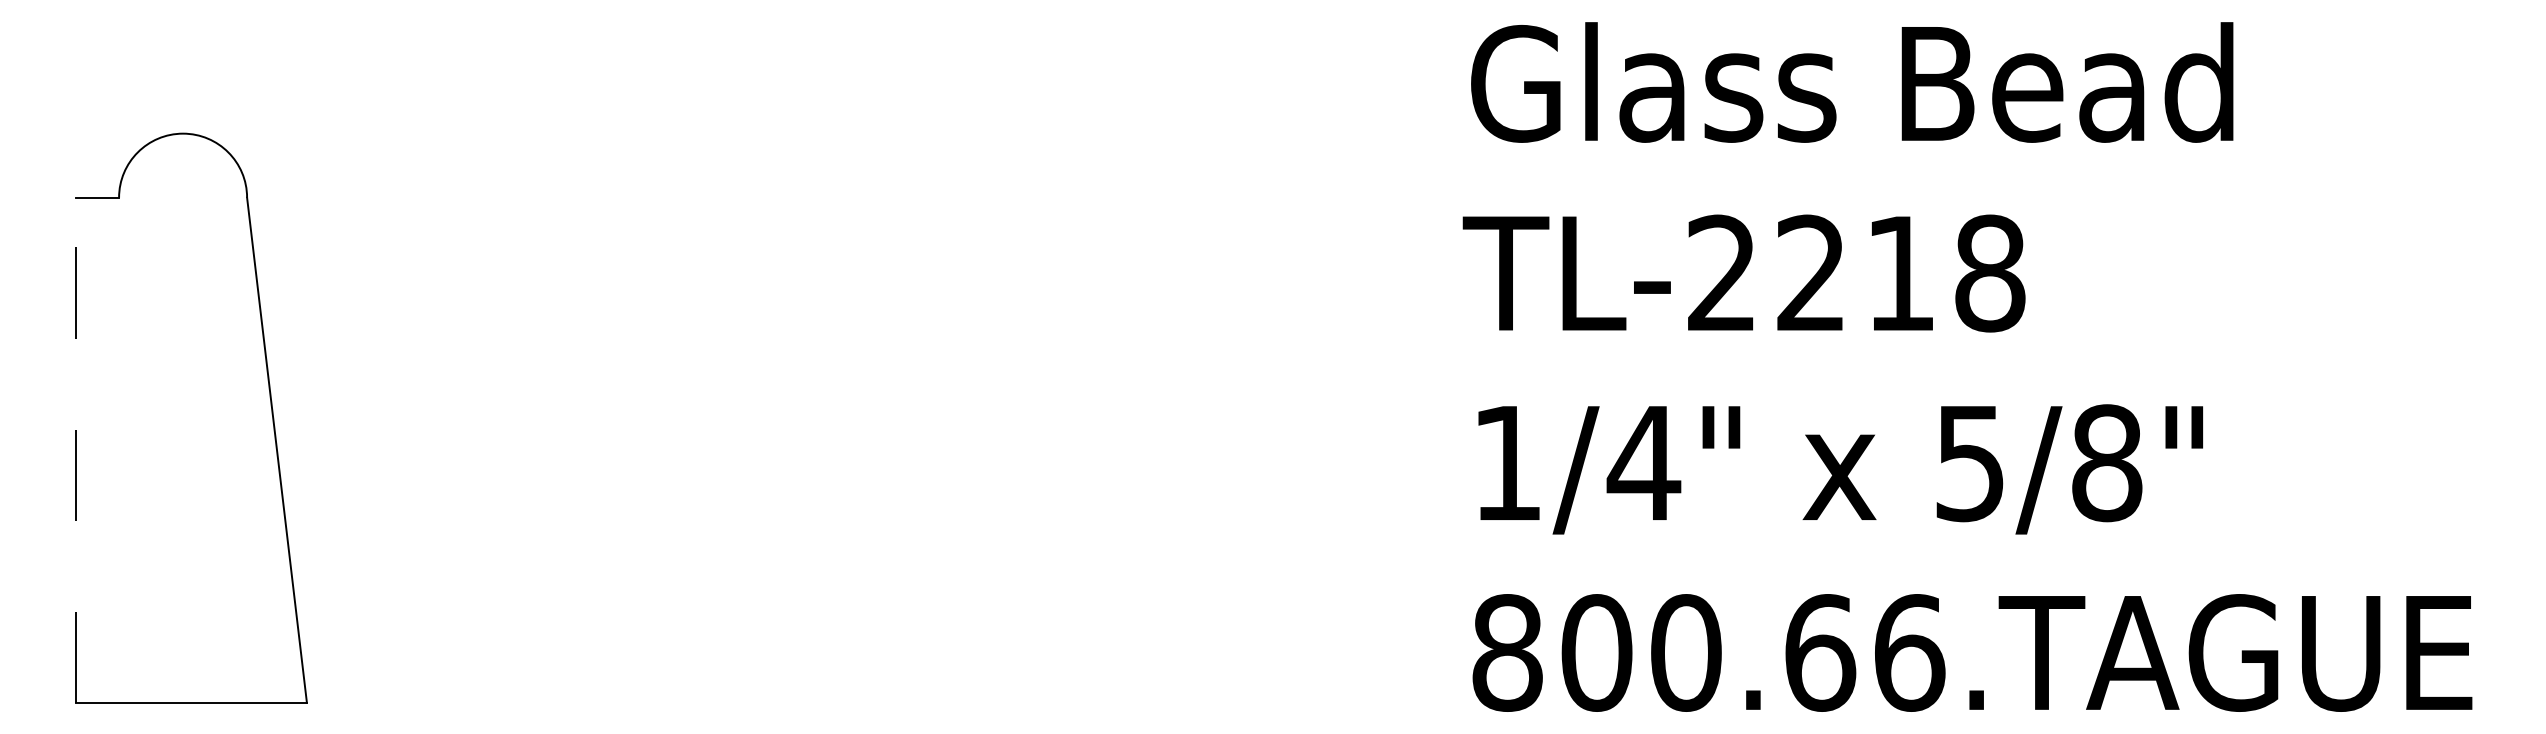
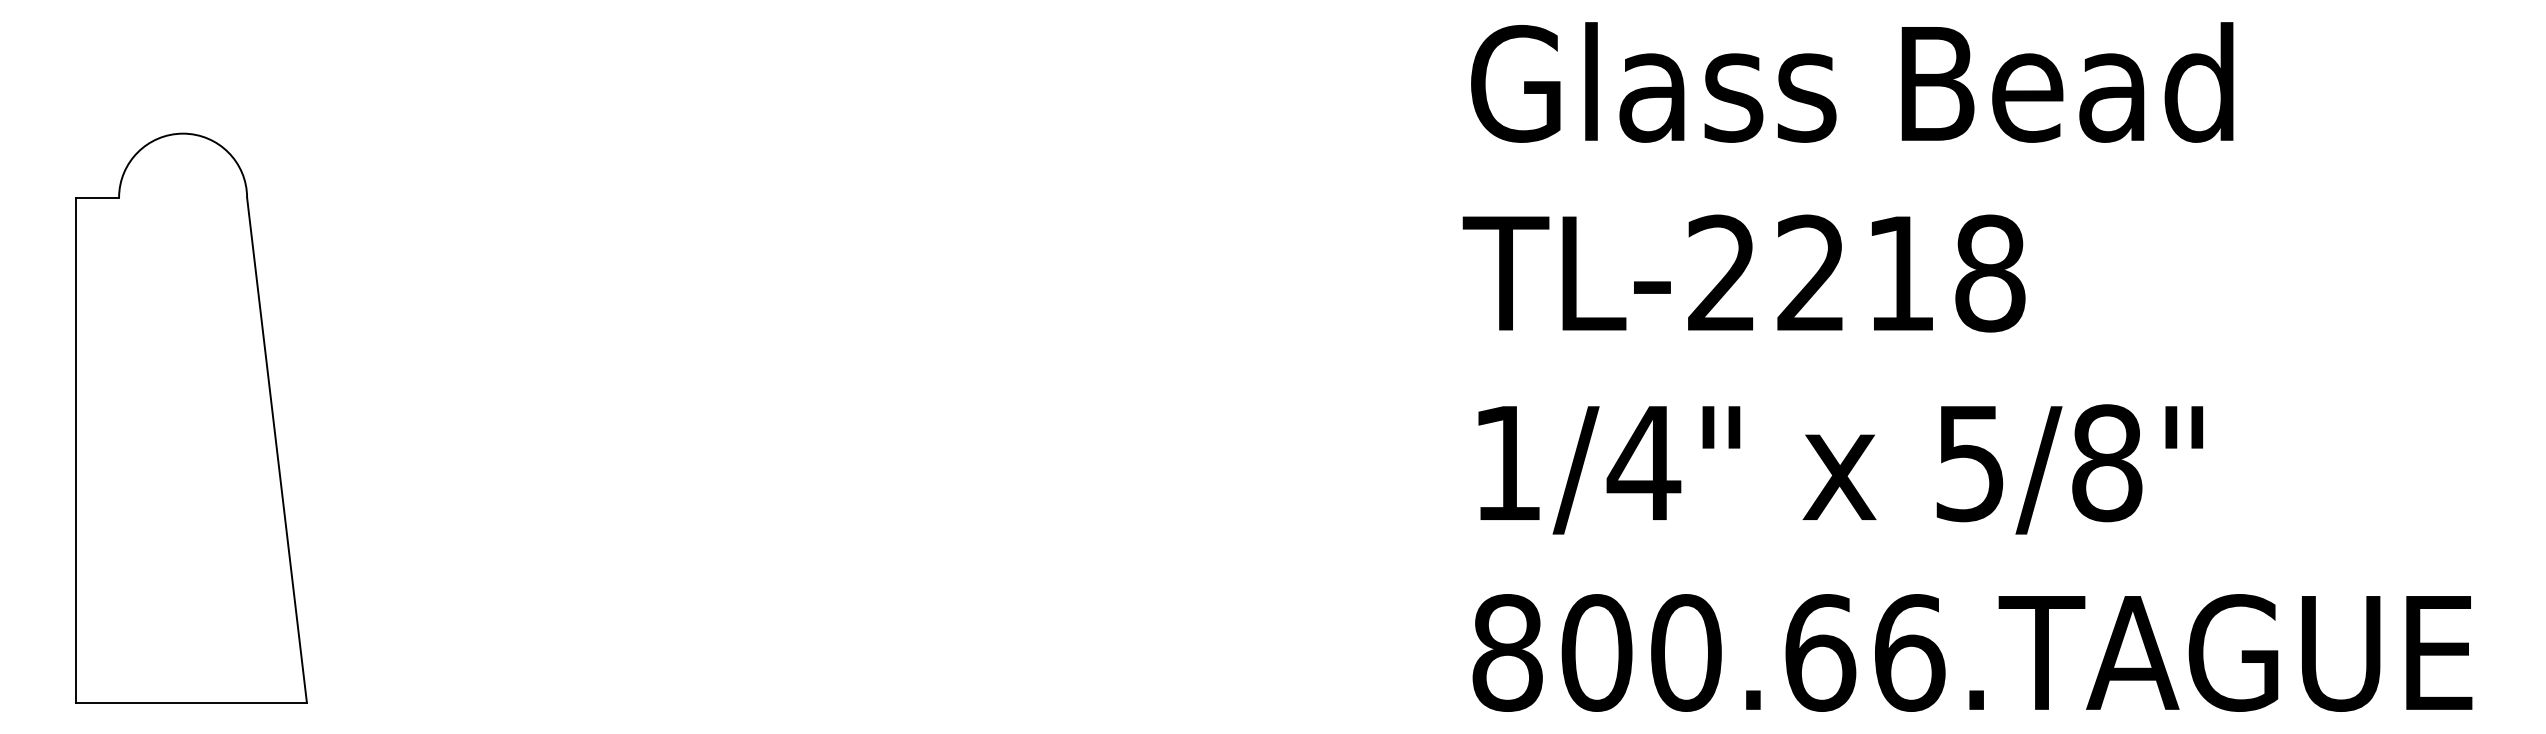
line: dashed -> solid (76, 450)
